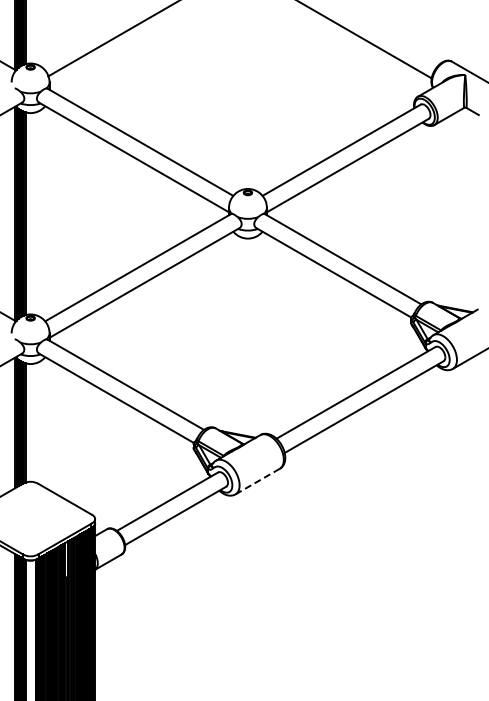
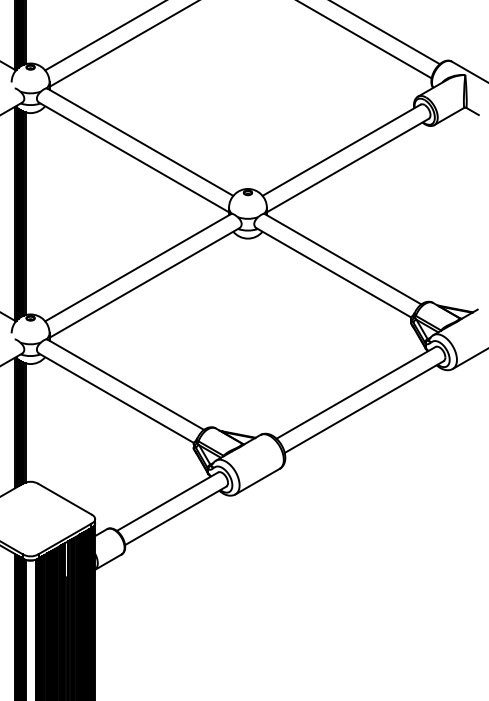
line: none -> present (385, 33)
line position: (112, 39) -> (104, 36) (104, 36)
line: none -> present (122, 44)
line: dashed -> solid (257, 481)
